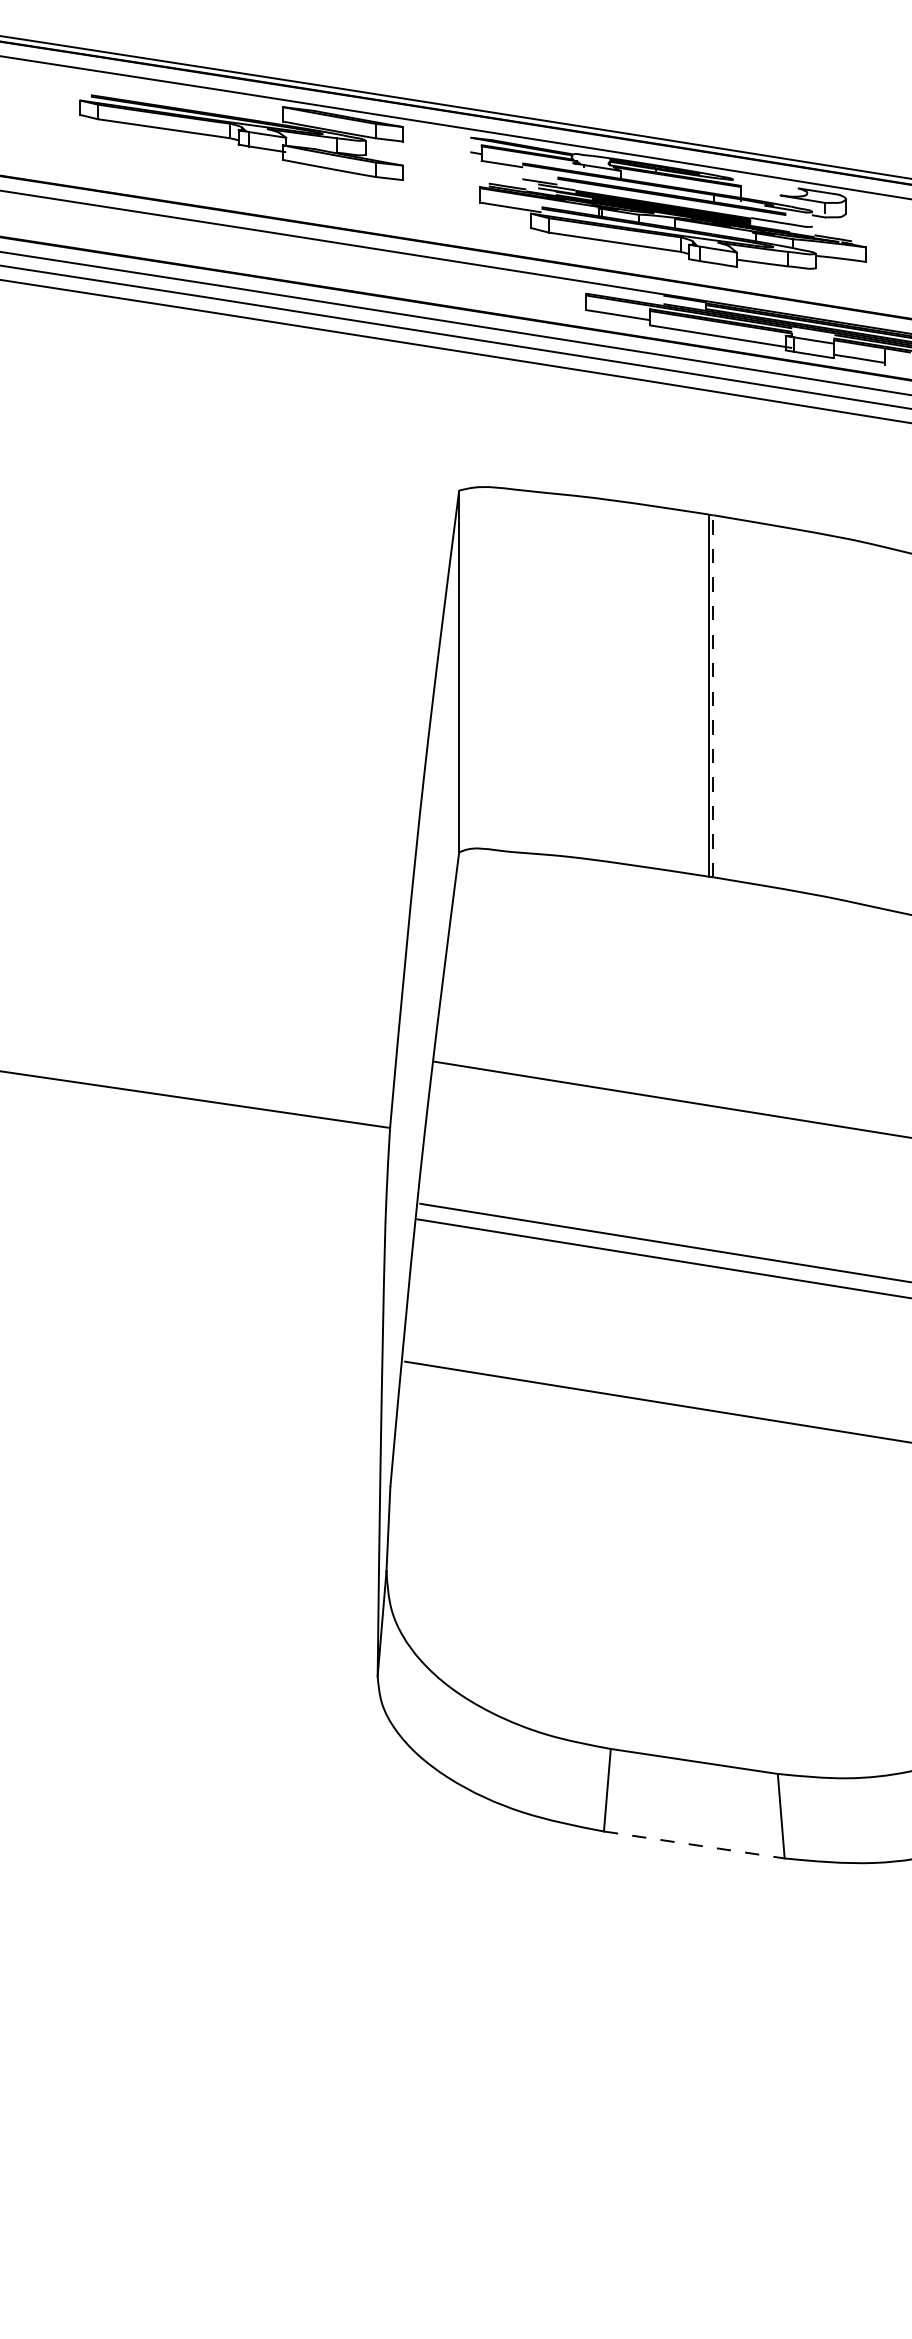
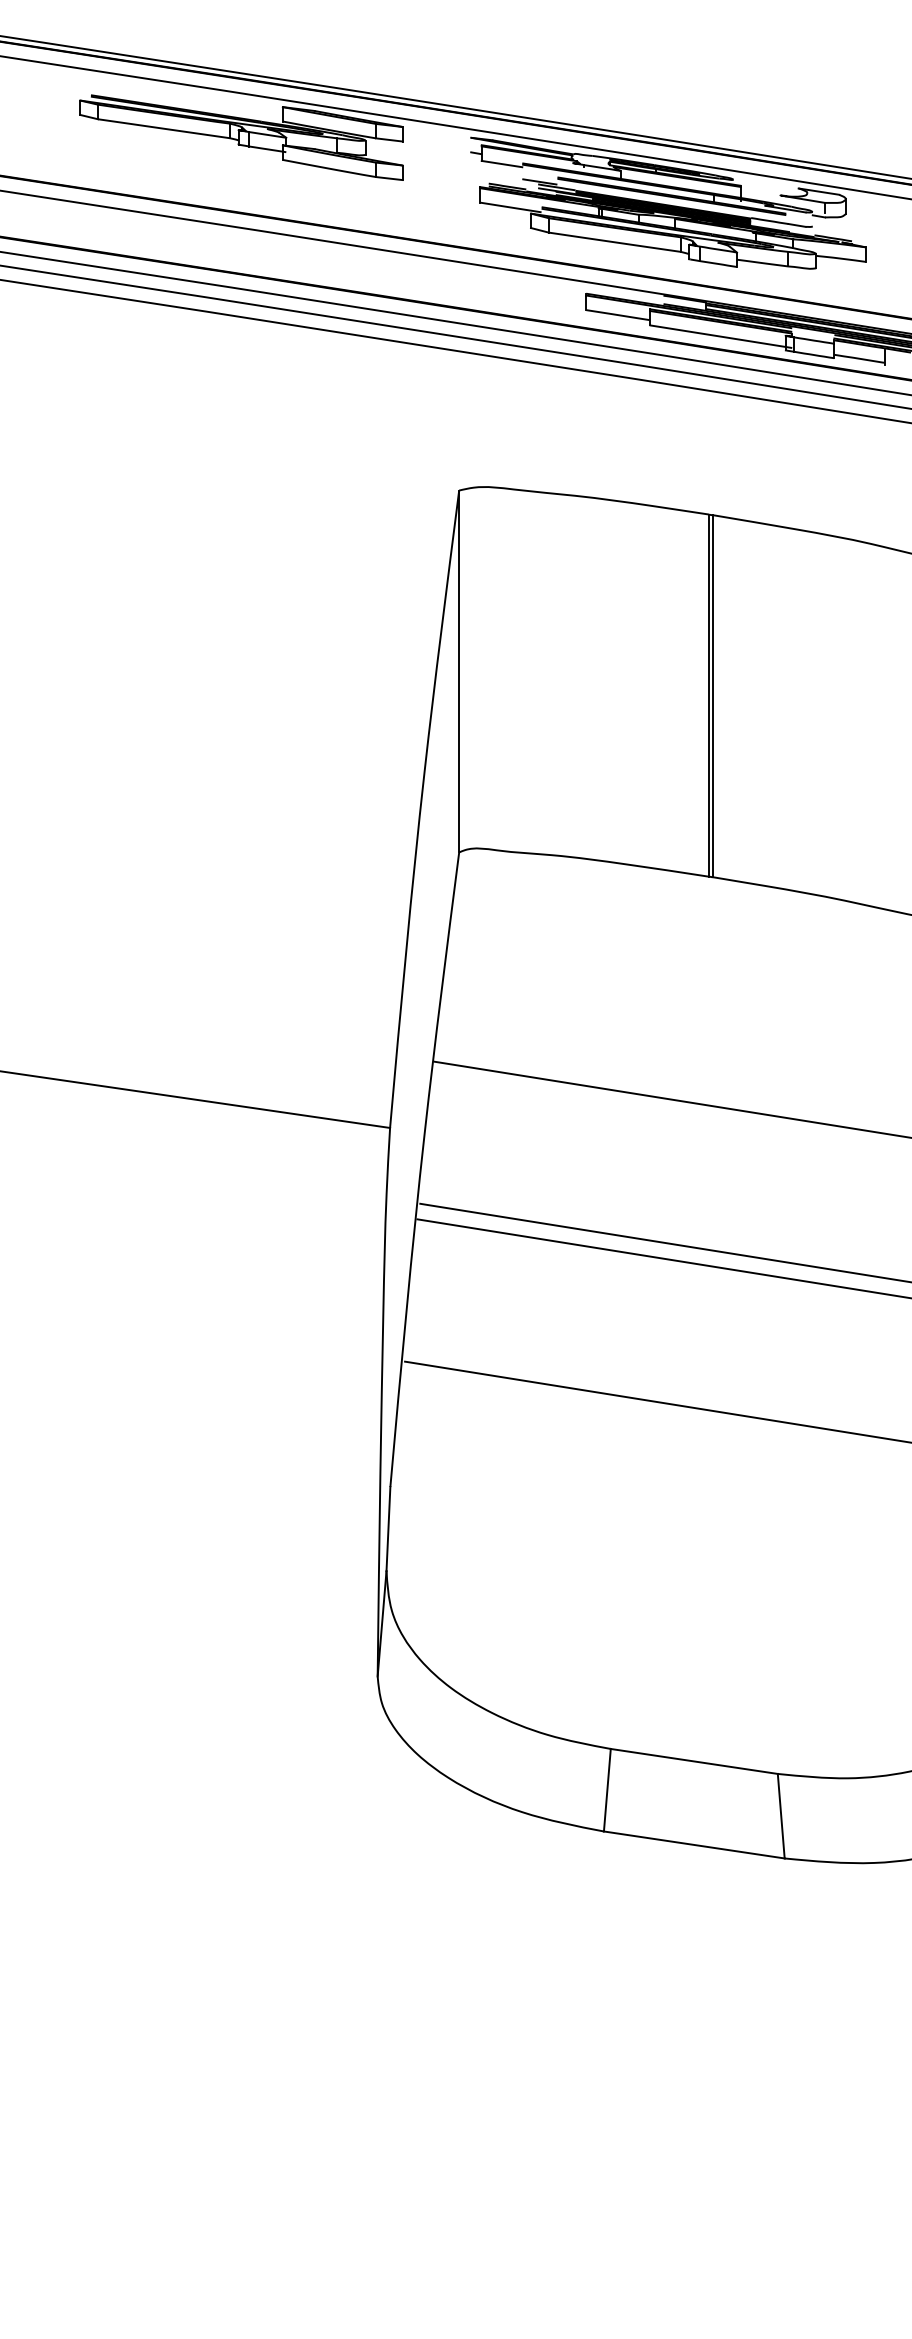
line: dashed -> solid (713, 695)
line: dashed -> solid (694, 1845)
